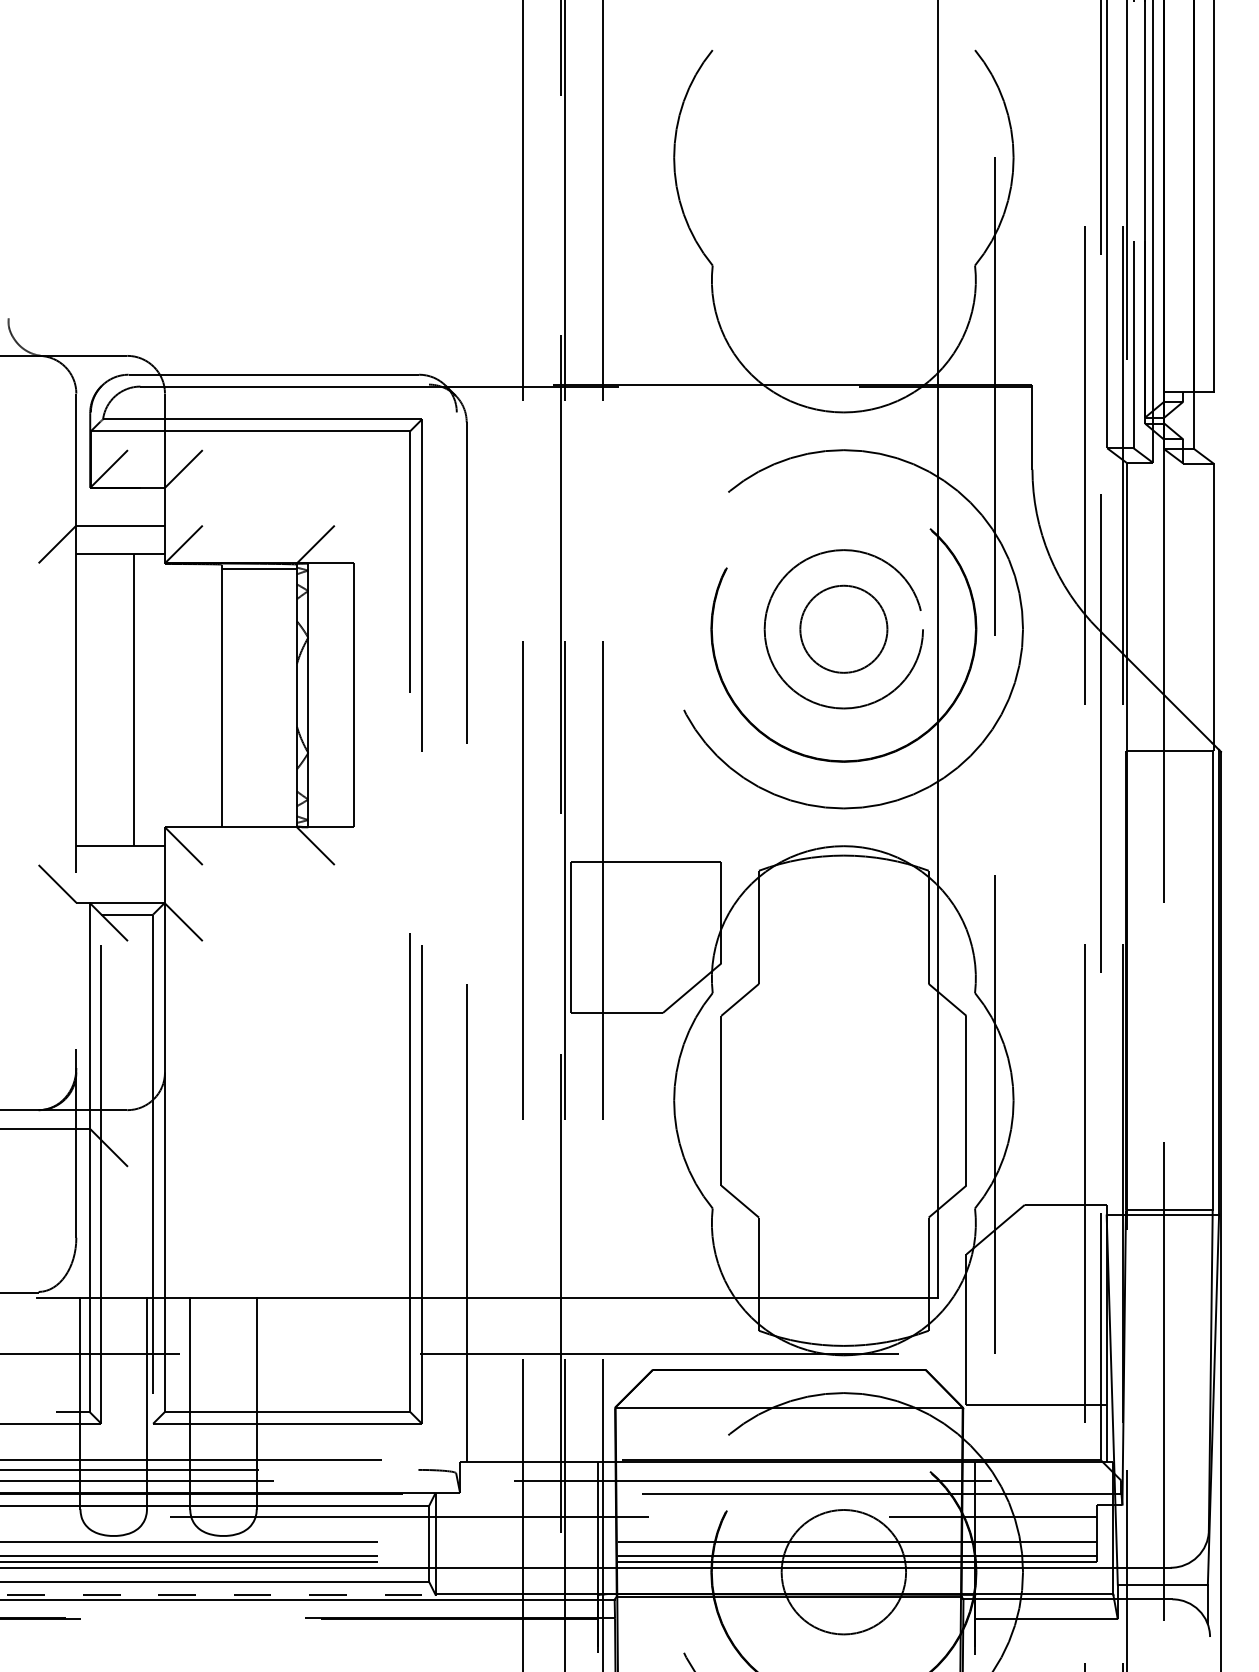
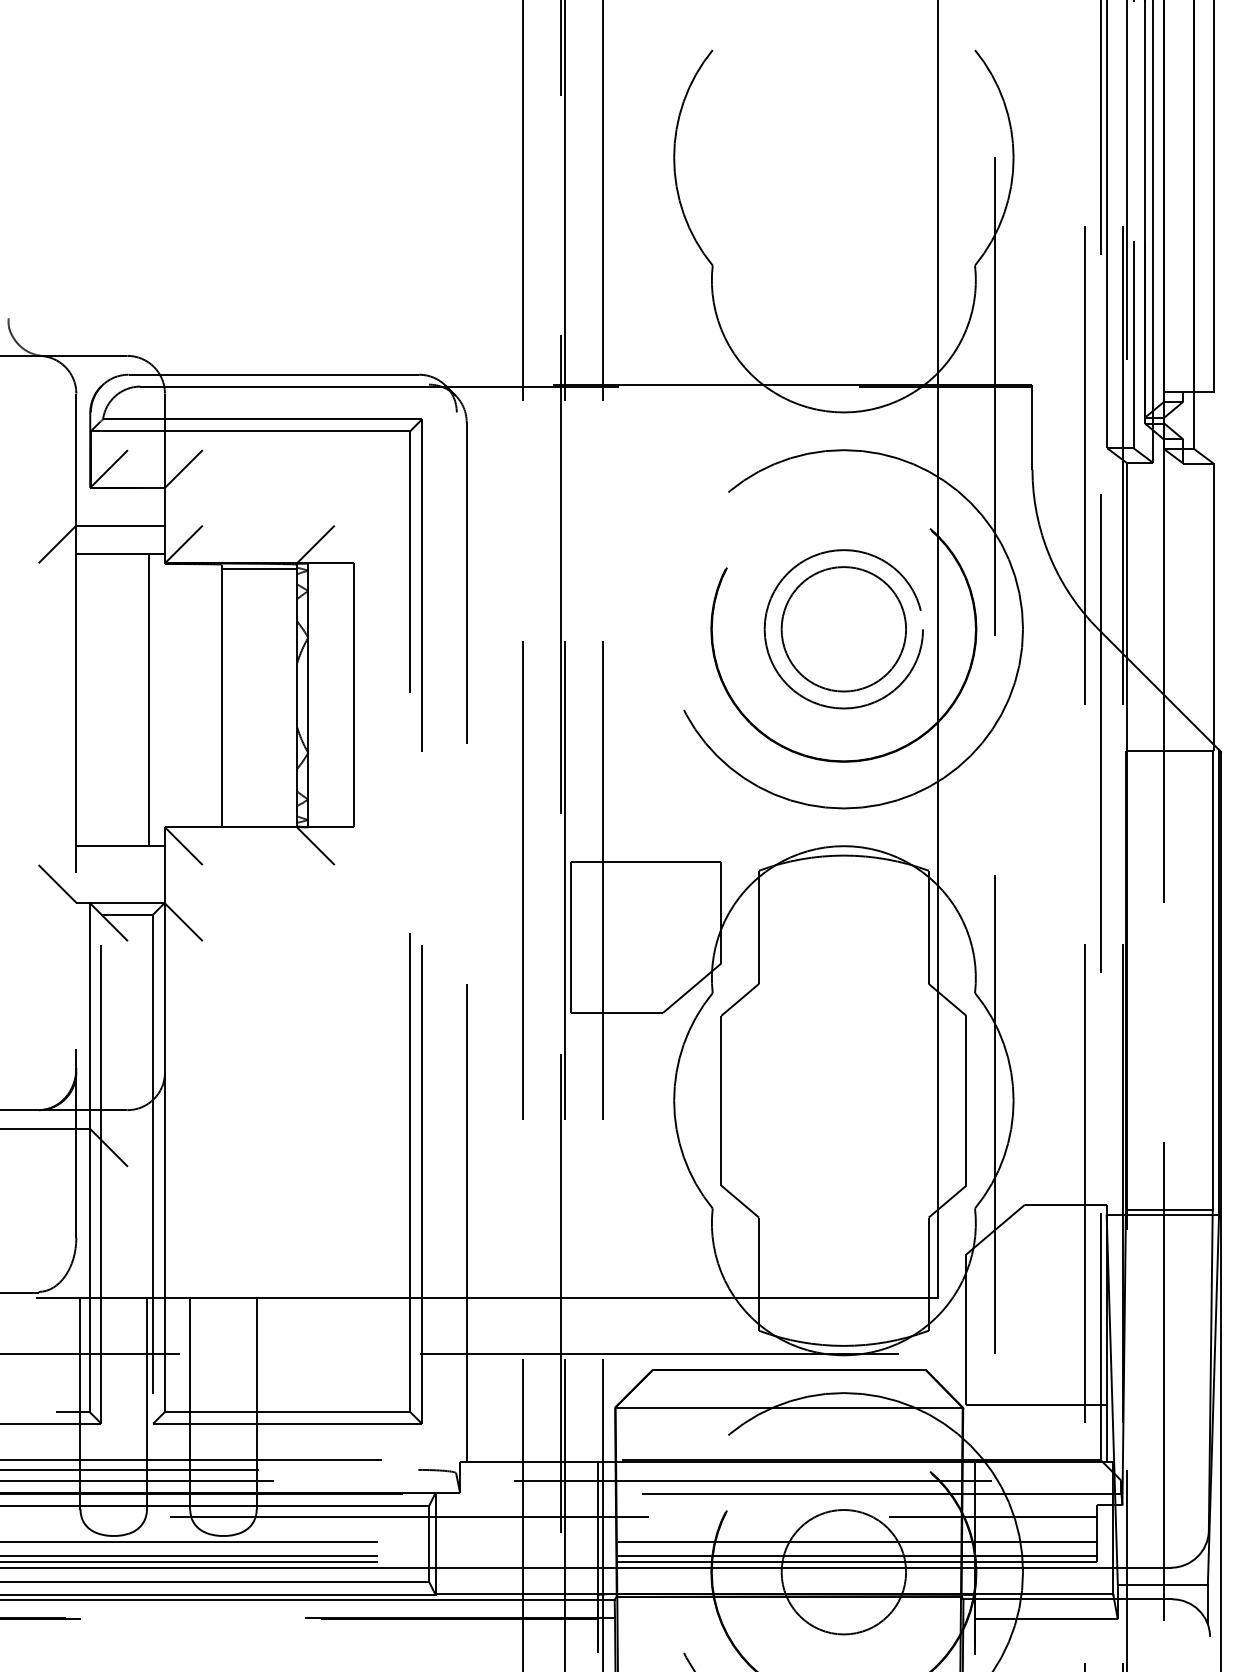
circle diameter: 87 px -> 124 px (843, 629)
line position: (133, 699) -> (148, 699) (148, 699)
line: dashed -> solid (218, 1595)
